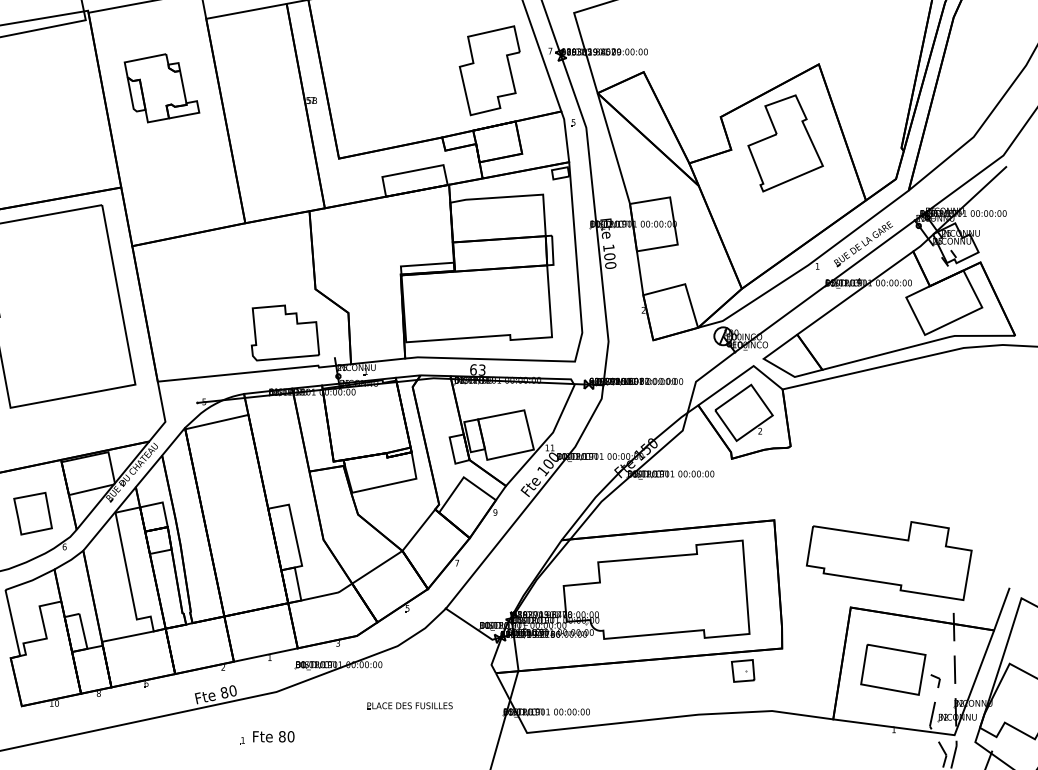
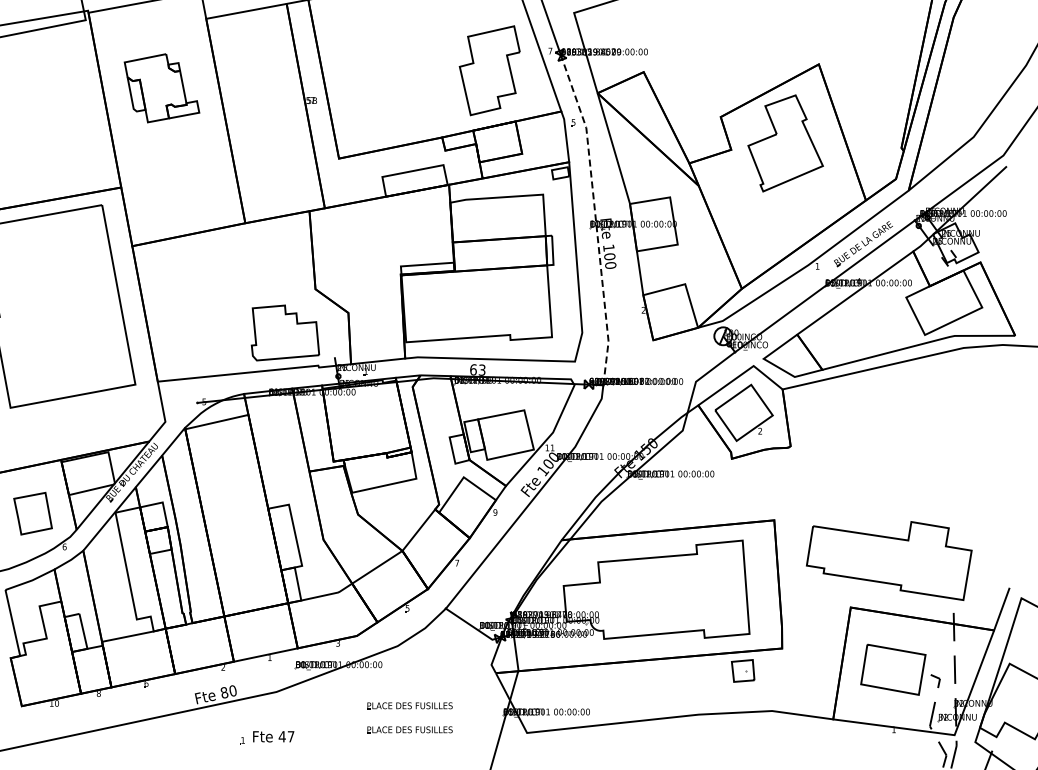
line: solid -> dashed (595, 217)
part: none -> present (409, 729)
text: 80 -> 47 (286, 736)
